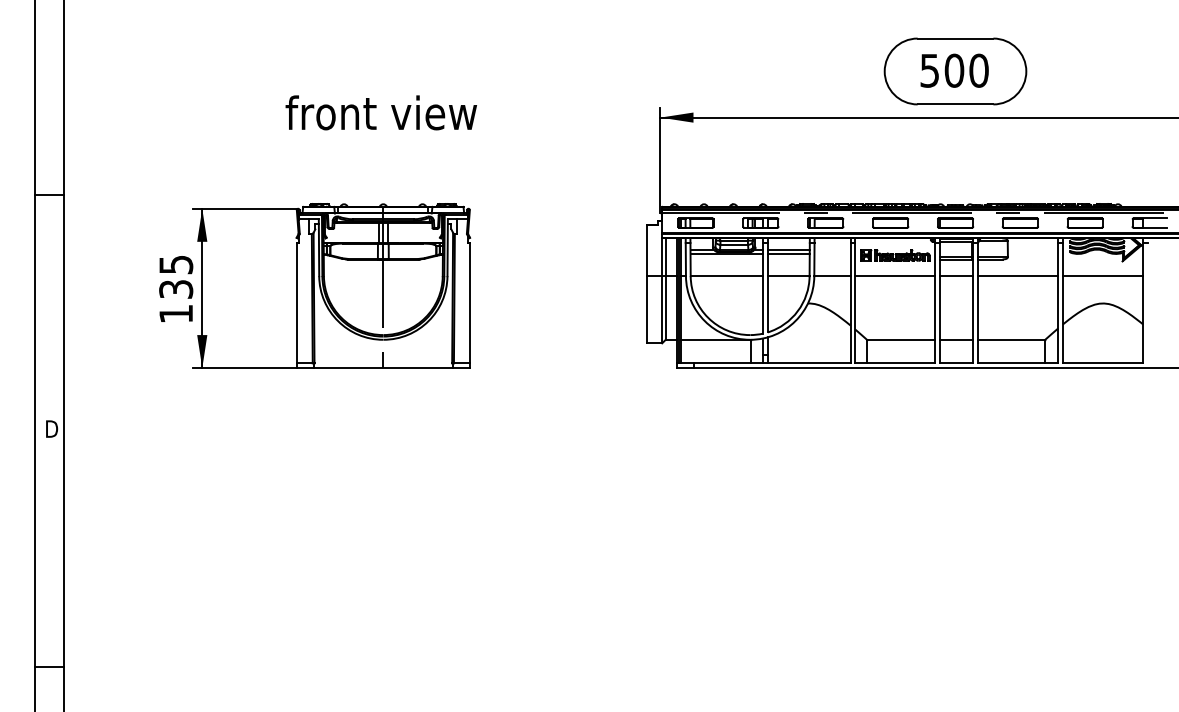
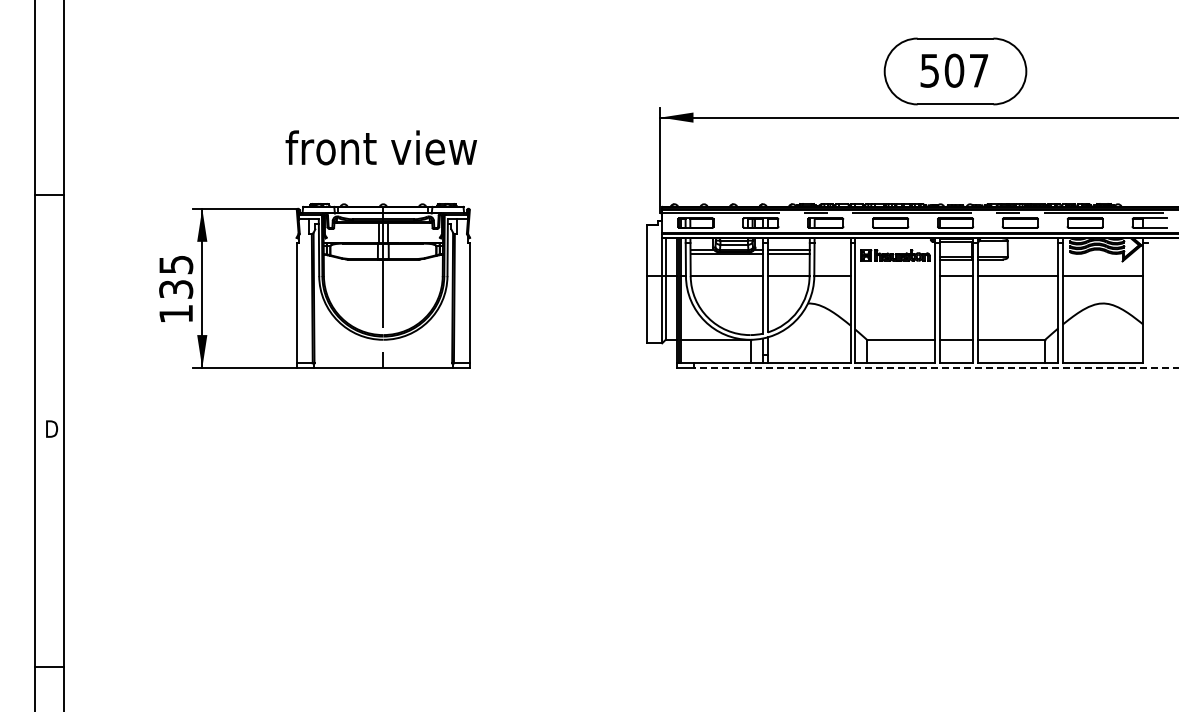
text: 500 -> 507 (978, 70)
text position: (380, 112) -> (380, 147) (380, 147)
line: present -> none (895, 276)
line: solid -> dashed (935, 368)
